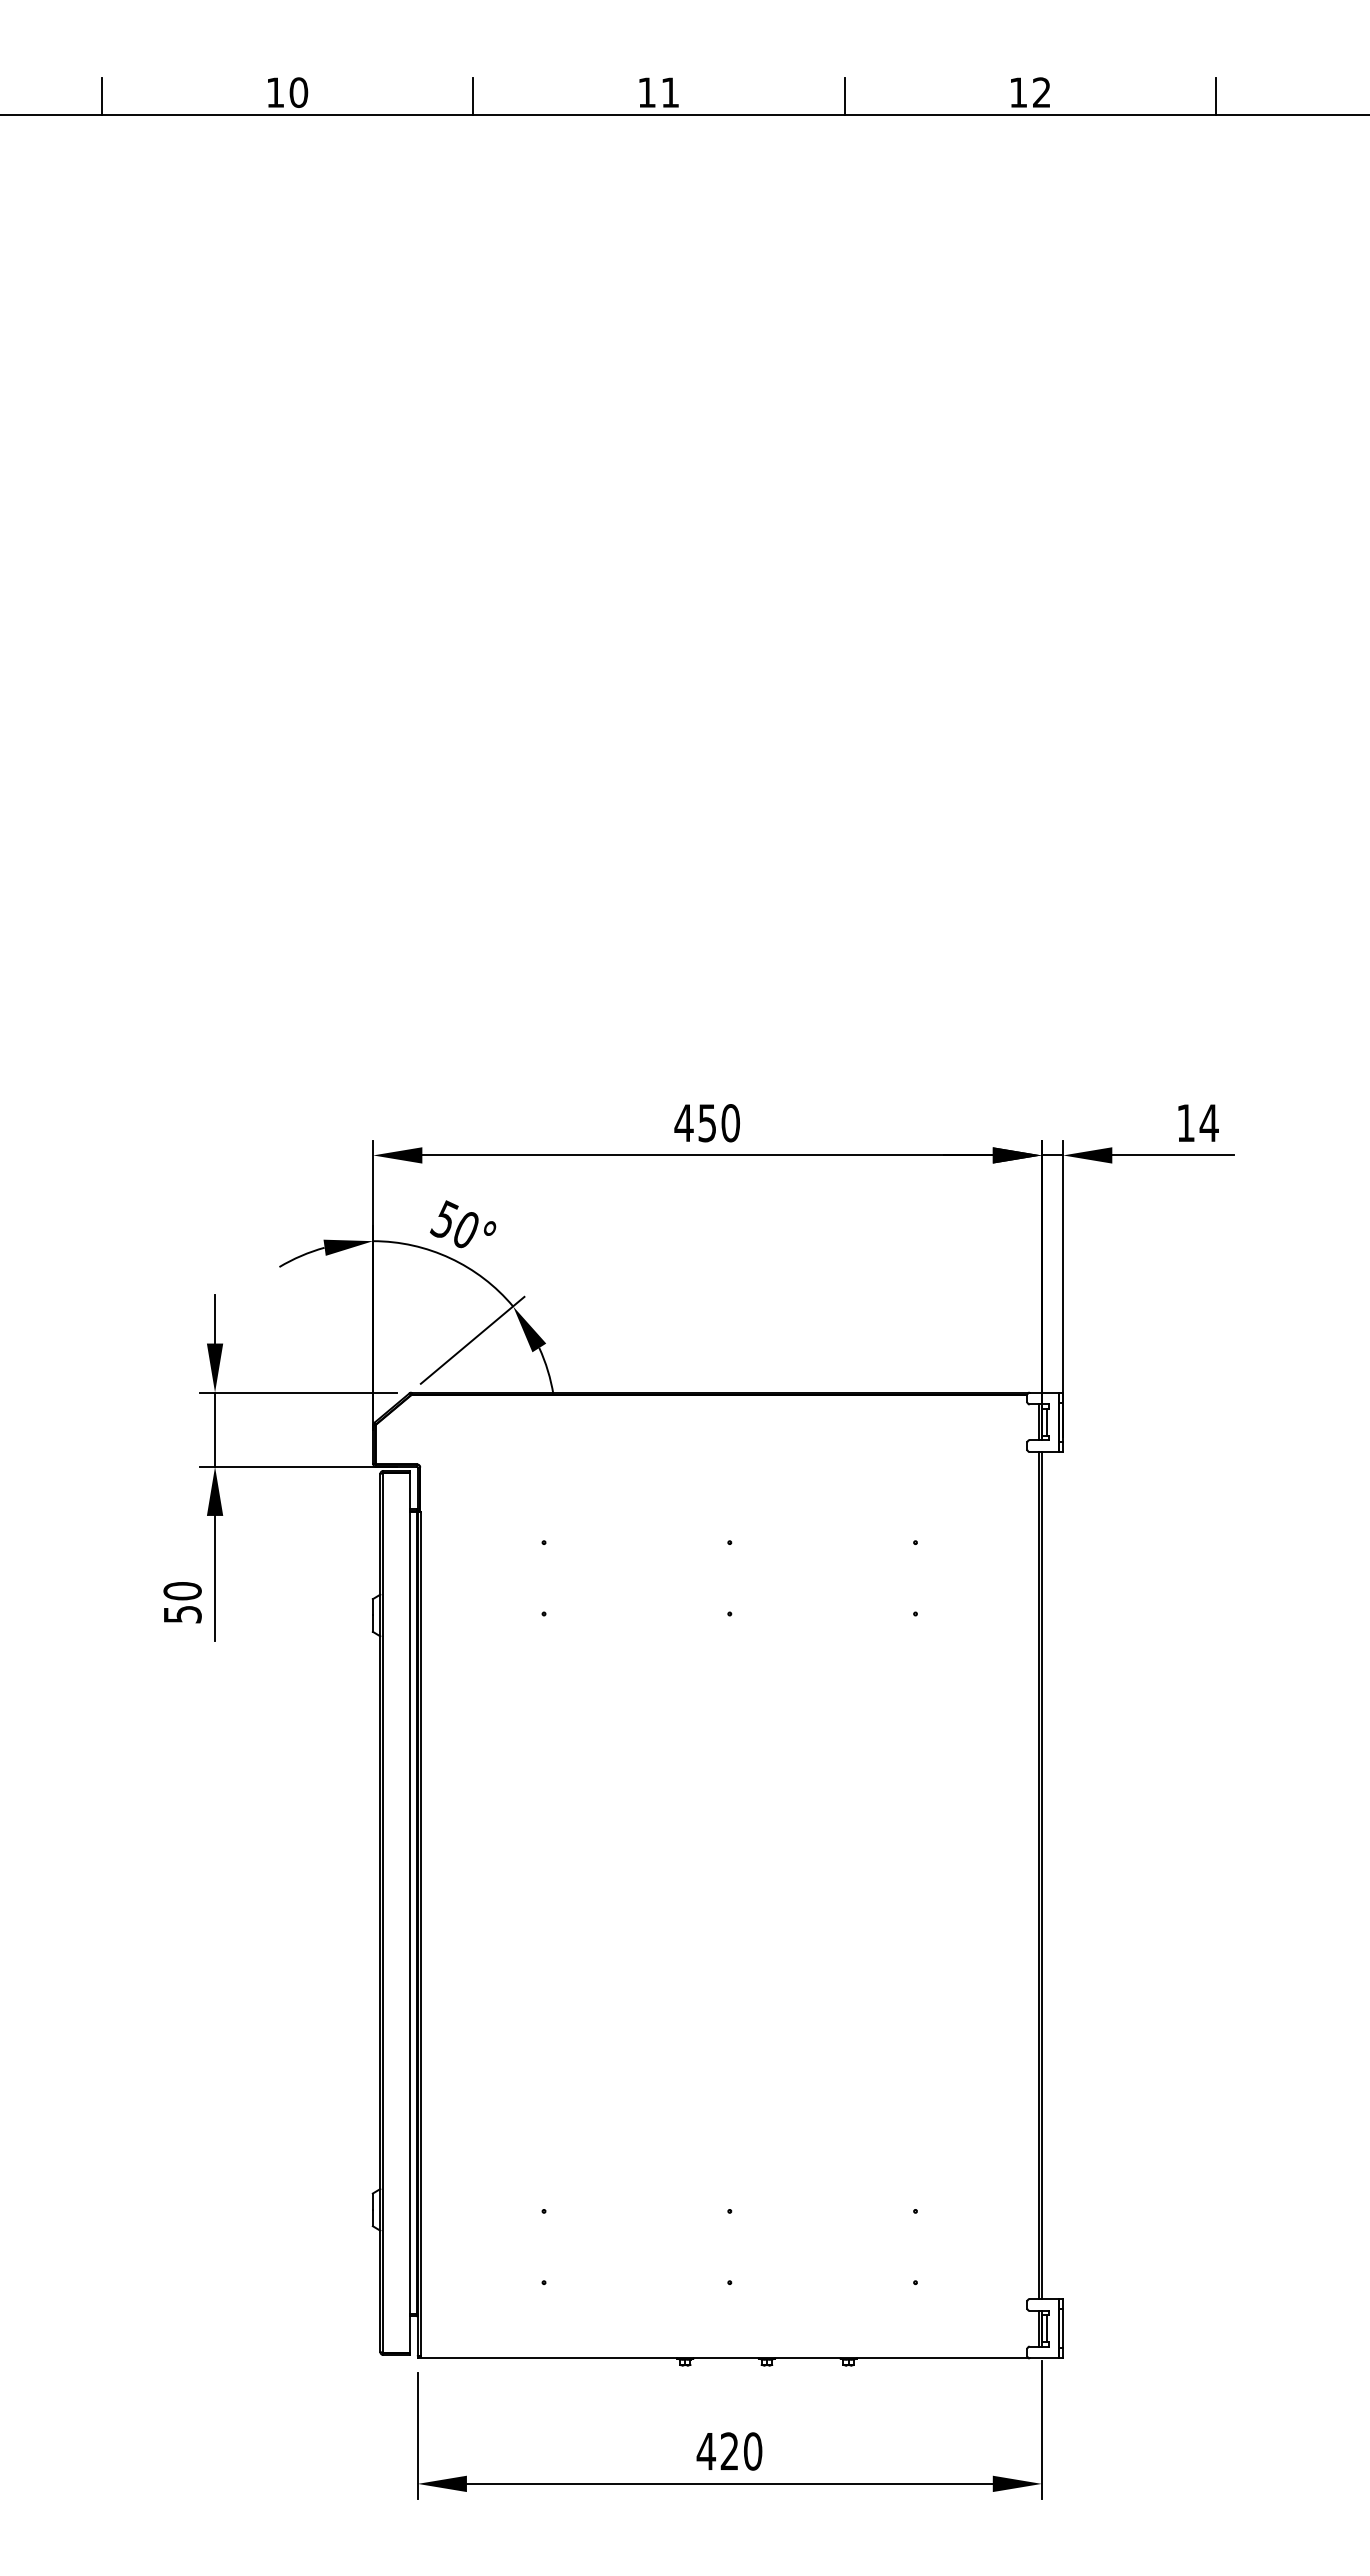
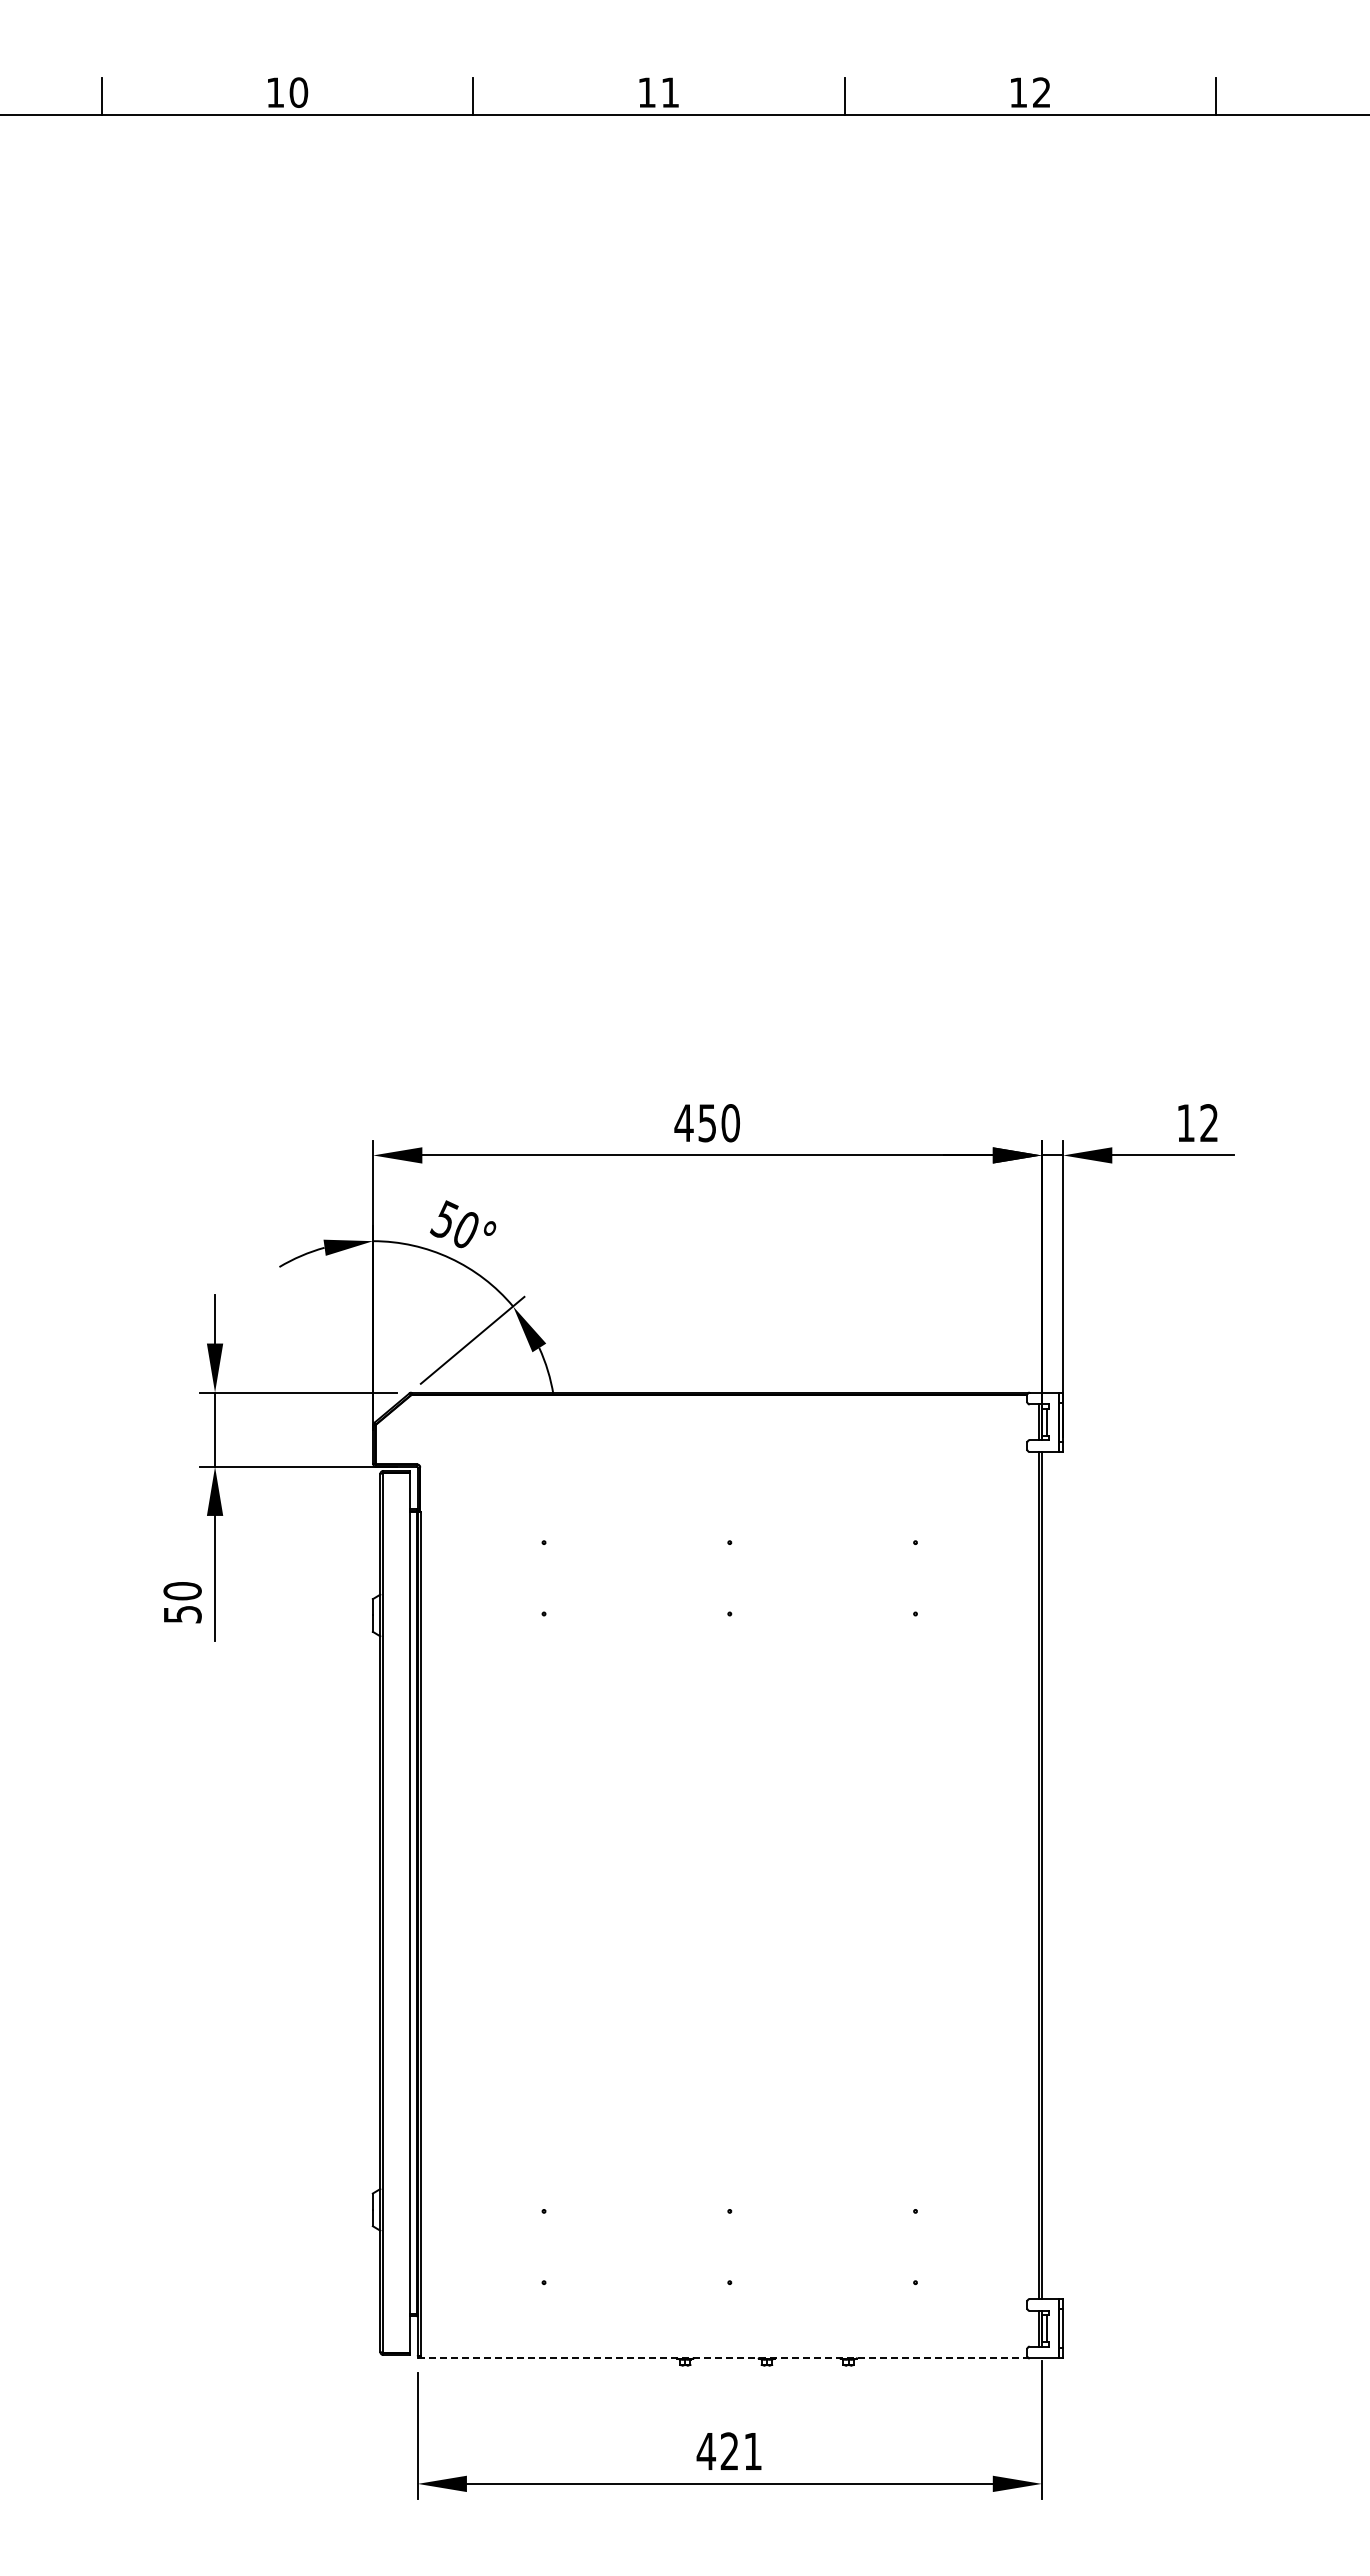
text: 14 -> 12 (1208, 1122)
line: solid -> dashed (723, 2358)
text: 420 -> 421 (753, 2451)
